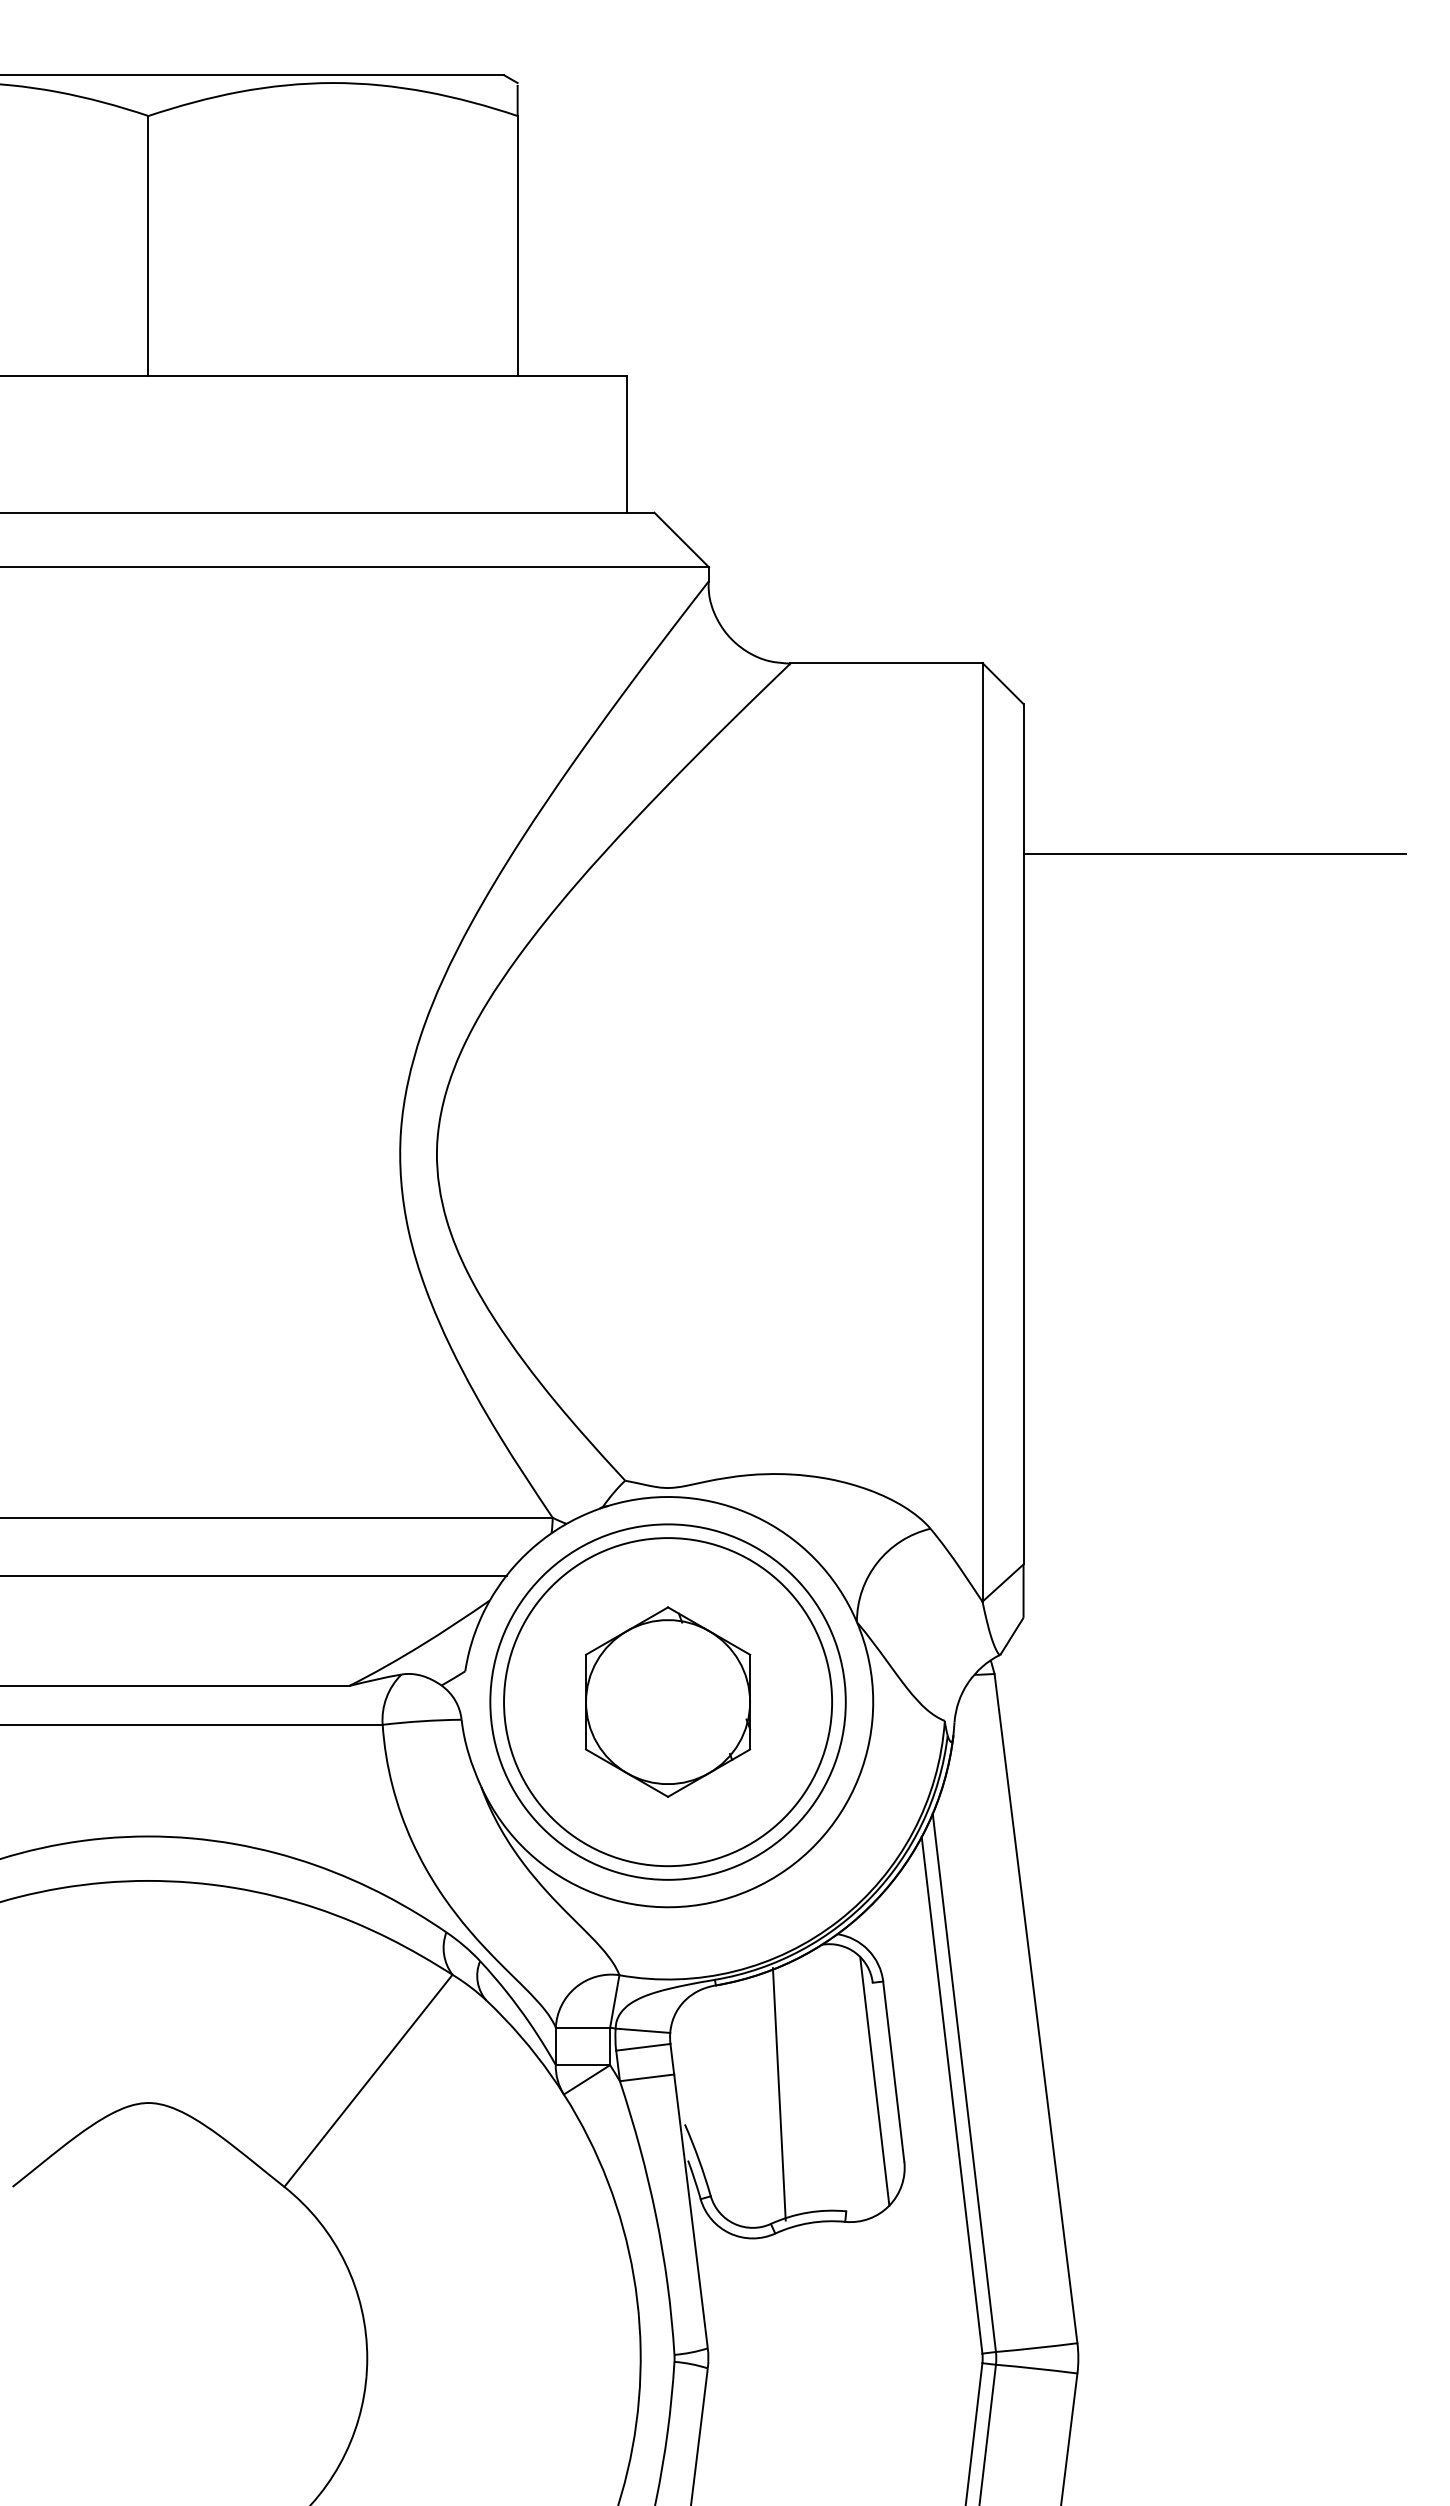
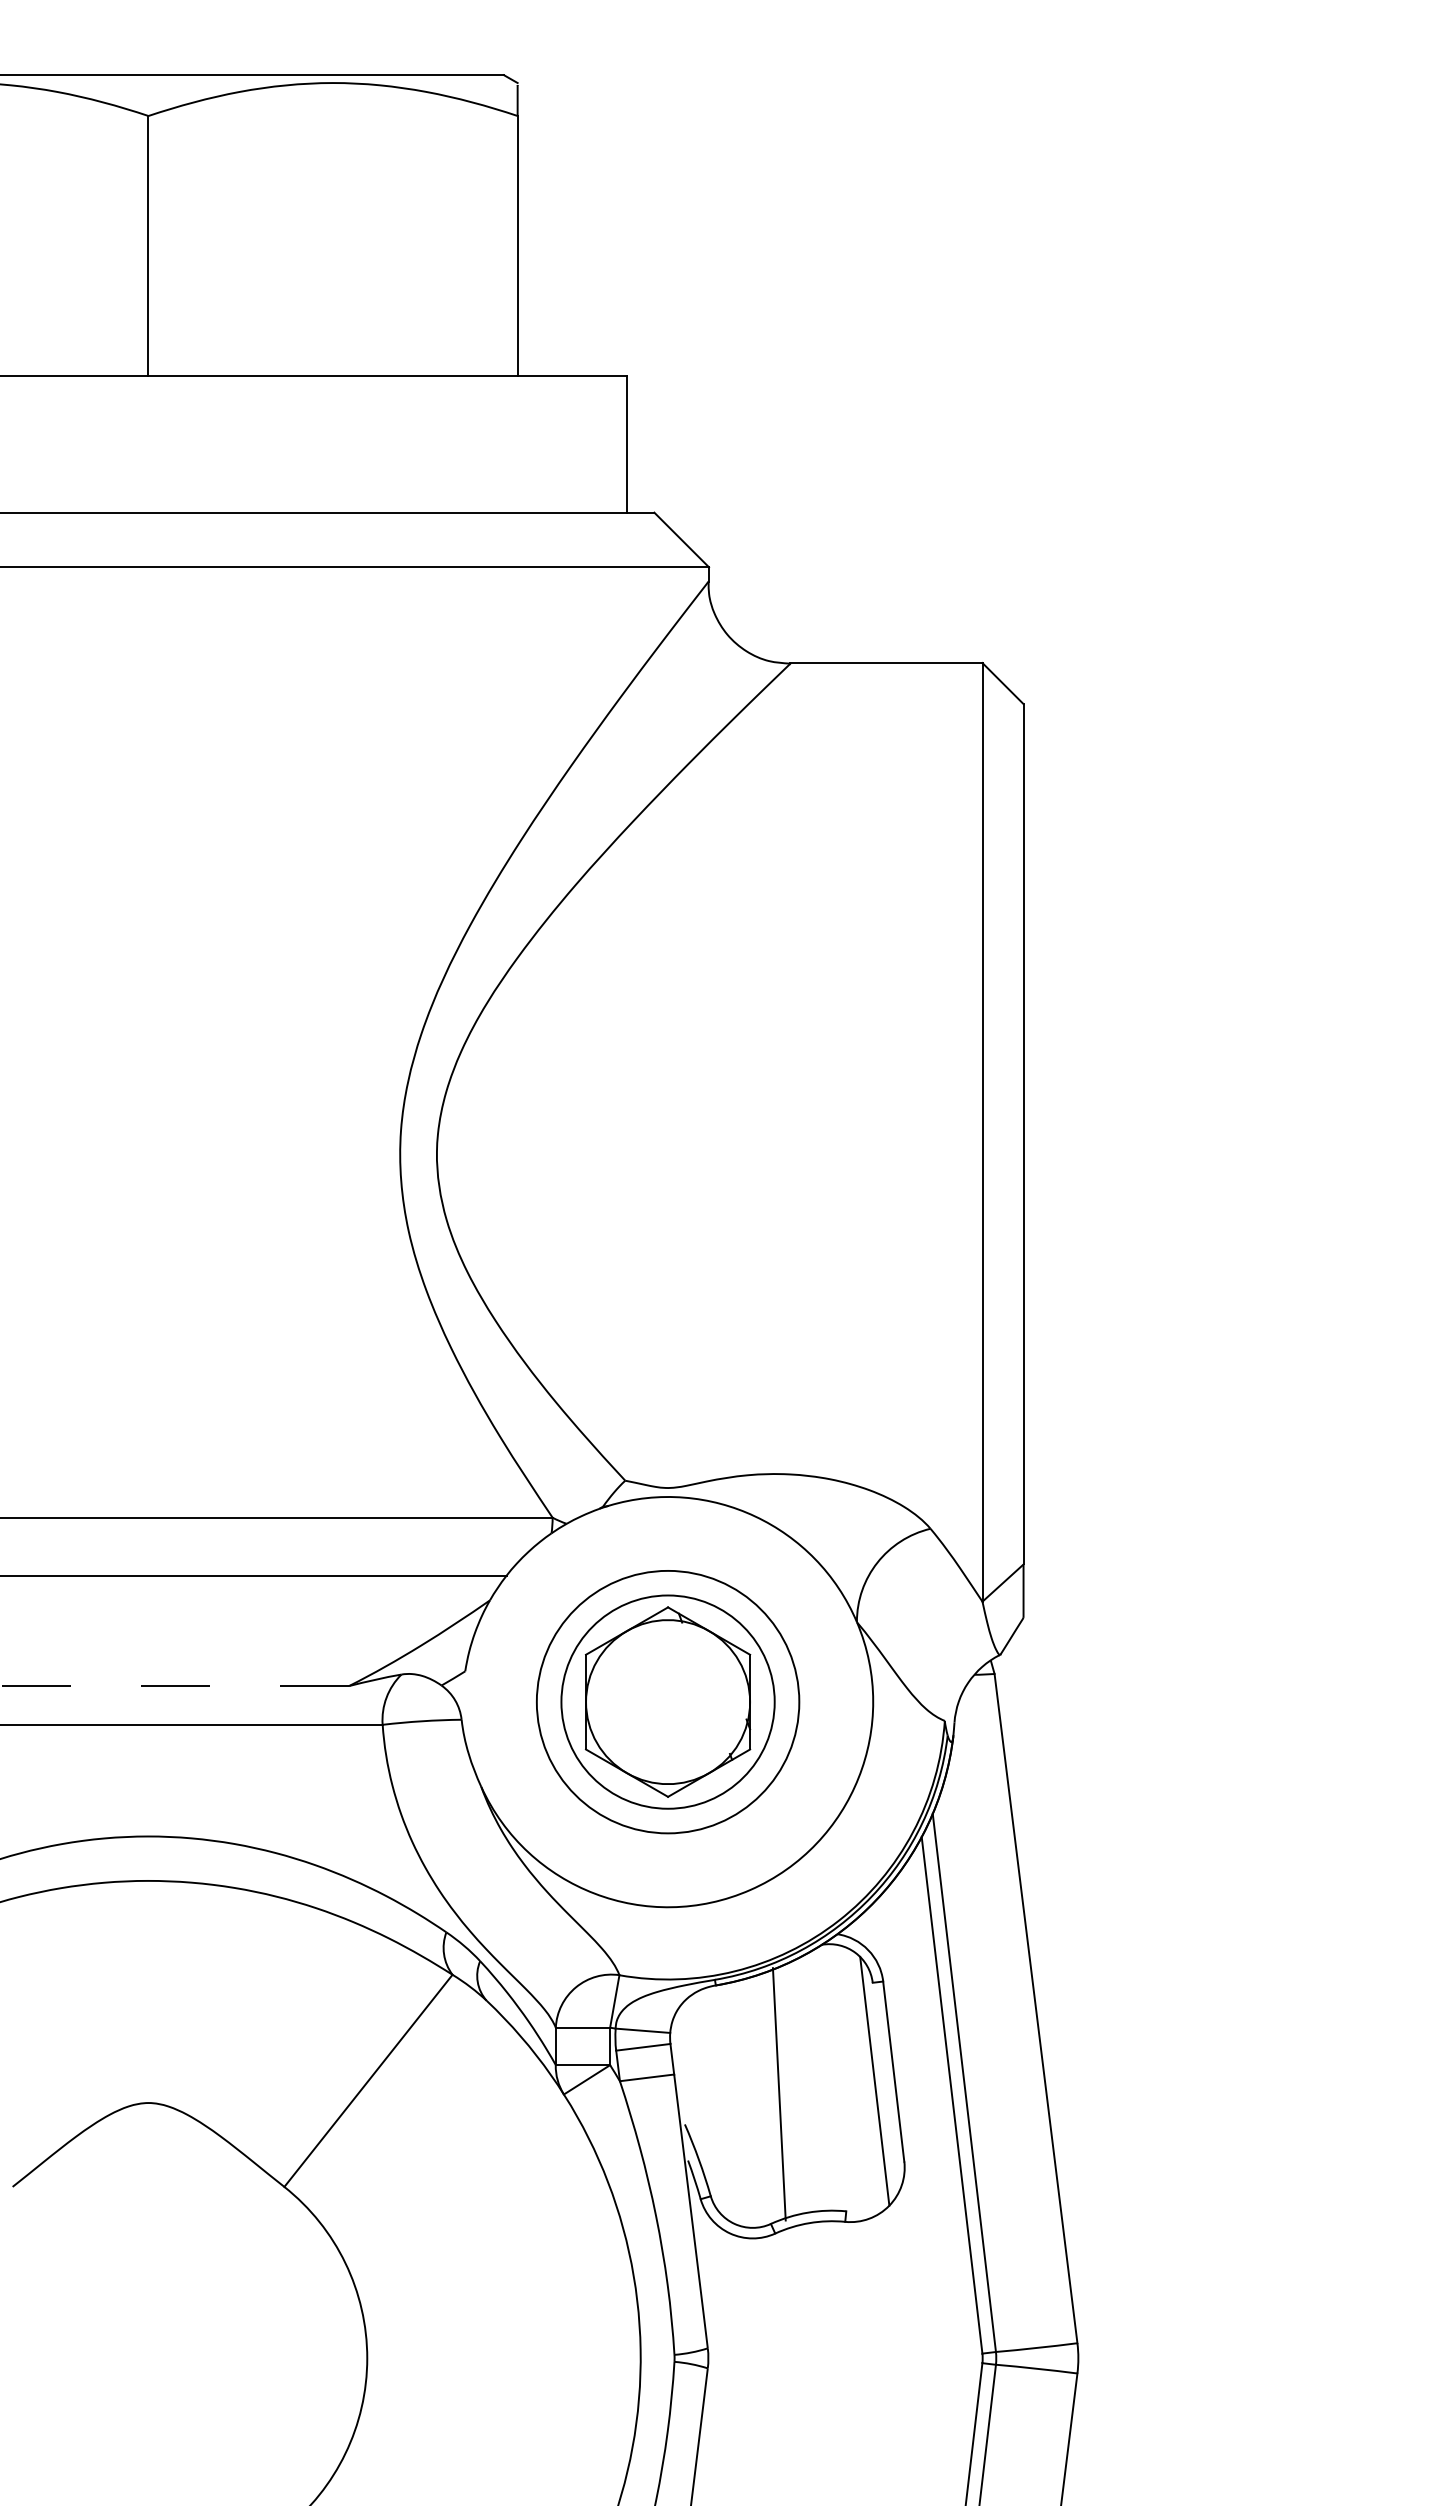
line: present -> none (1214, 854)
line: solid -> dashed (174, 1686)
circle diameter: 355 px -> 213 px (667, 1701)
circle diameter: 328 px -> 262 px (667, 1701)
